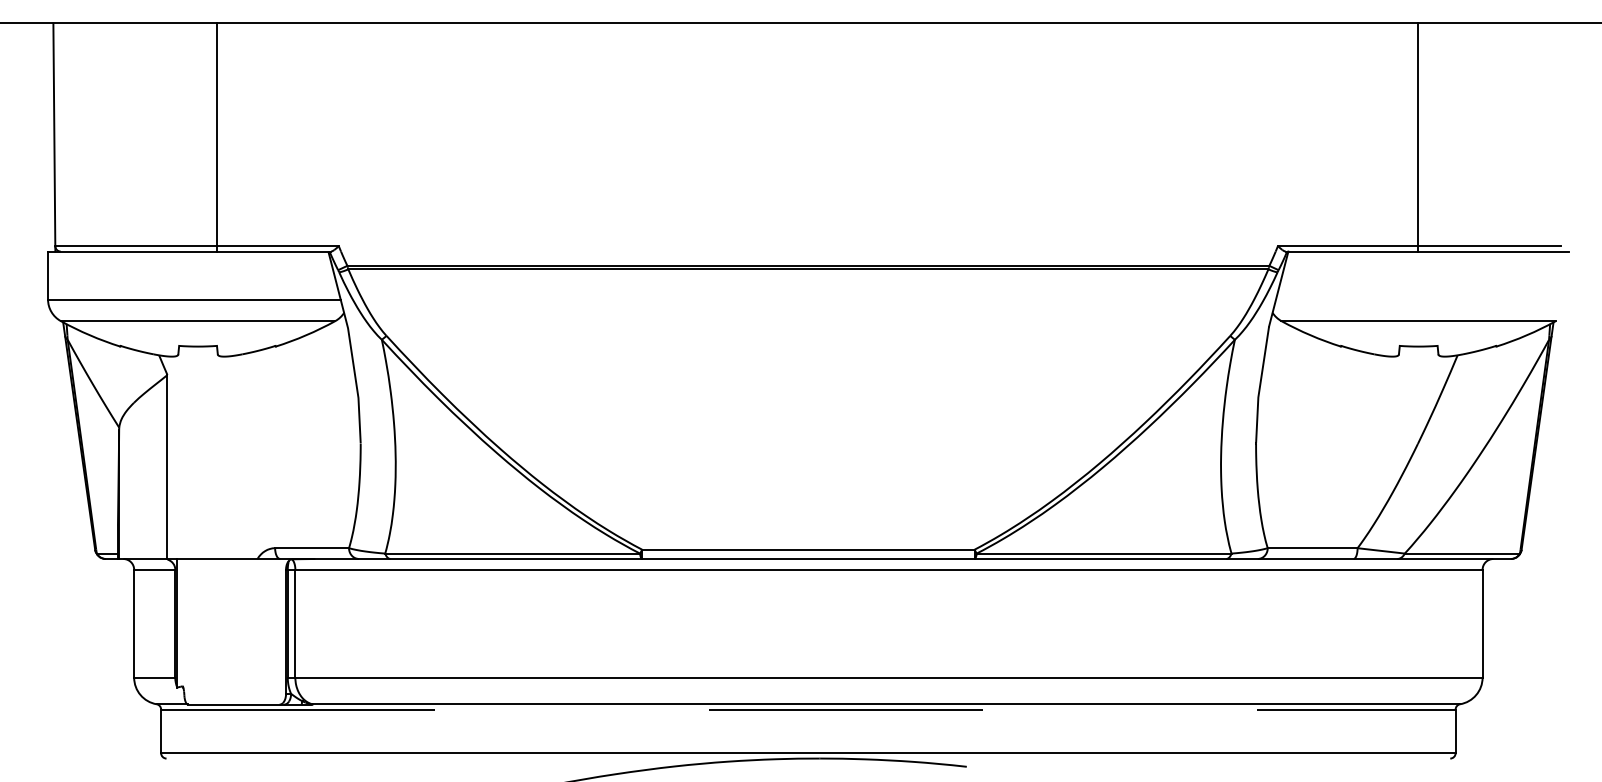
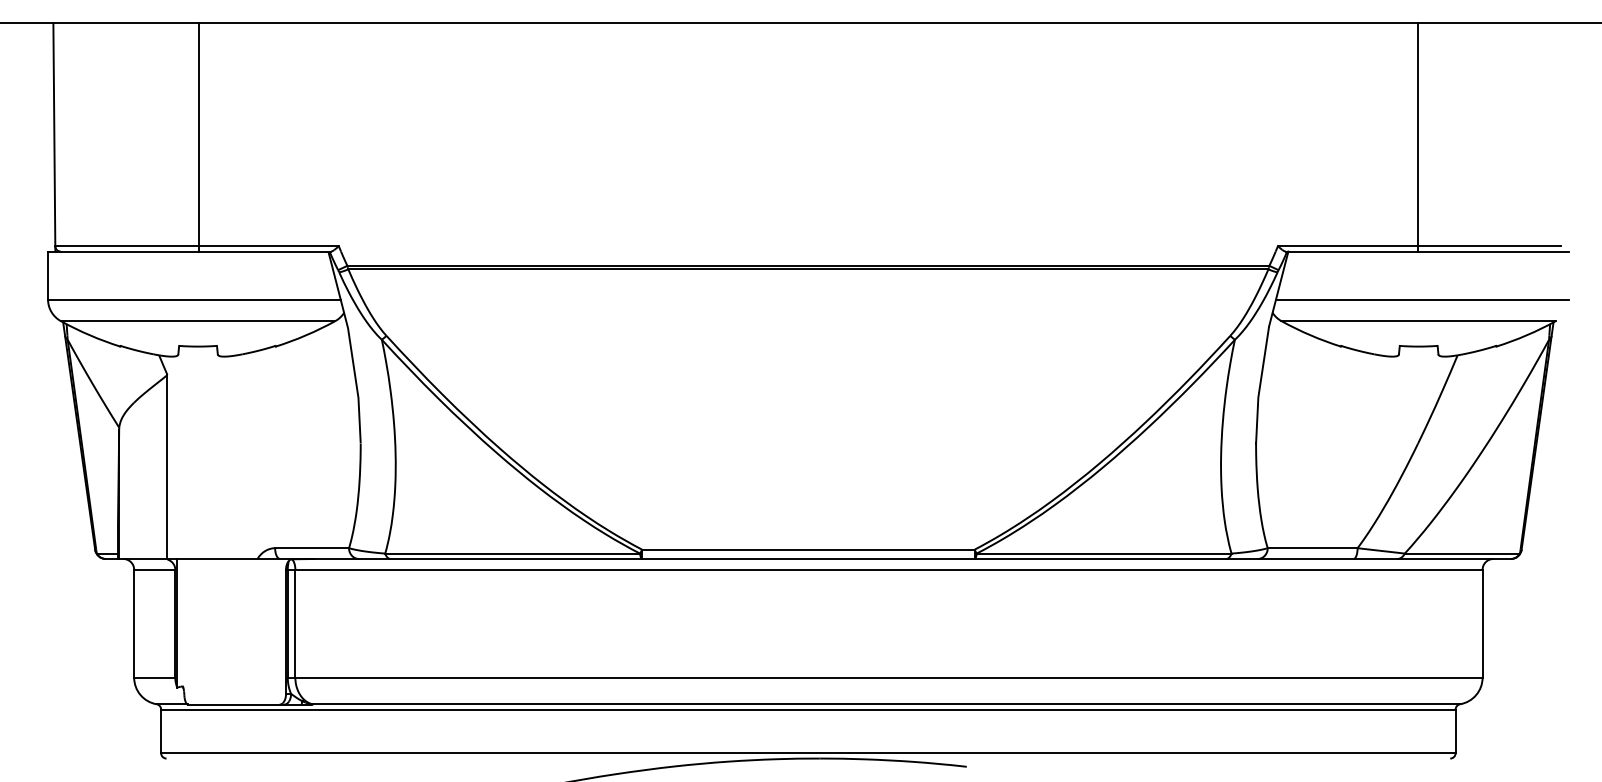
line position: (216, 137) -> (198, 137) (198, 137)
line: none -> present (1422, 299)
line: dashed -> solid (808, 709)
